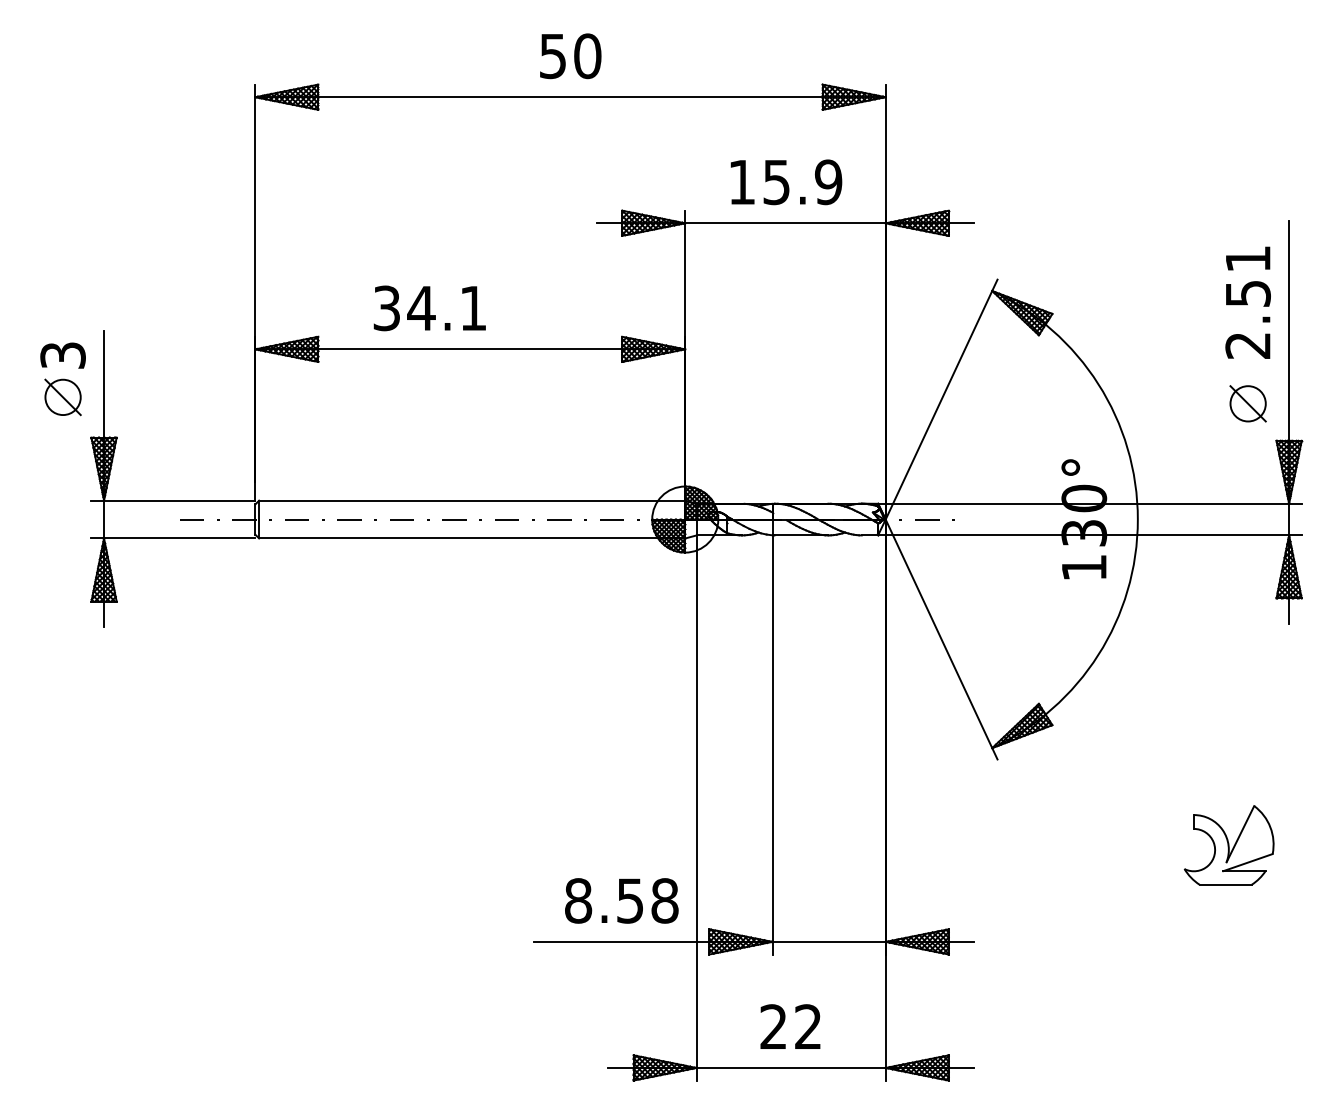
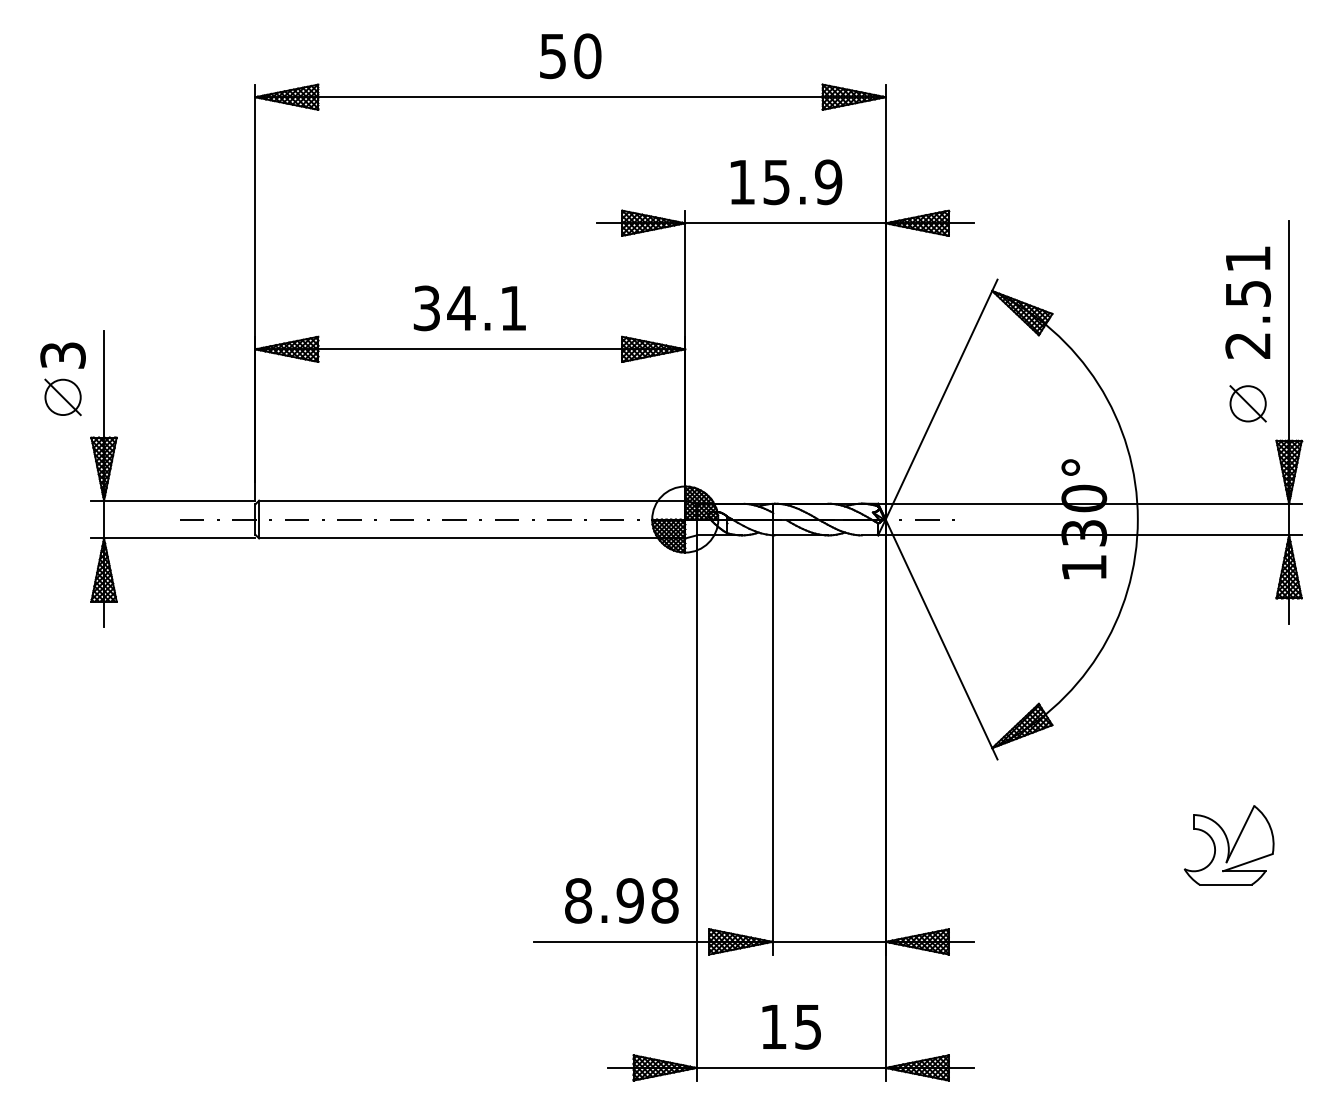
text position: (429, 308) -> (469, 308) (469, 308)
text: 8.58 -> 8.98 (629, 900)
text: 22 -> 15 (790, 1026)
